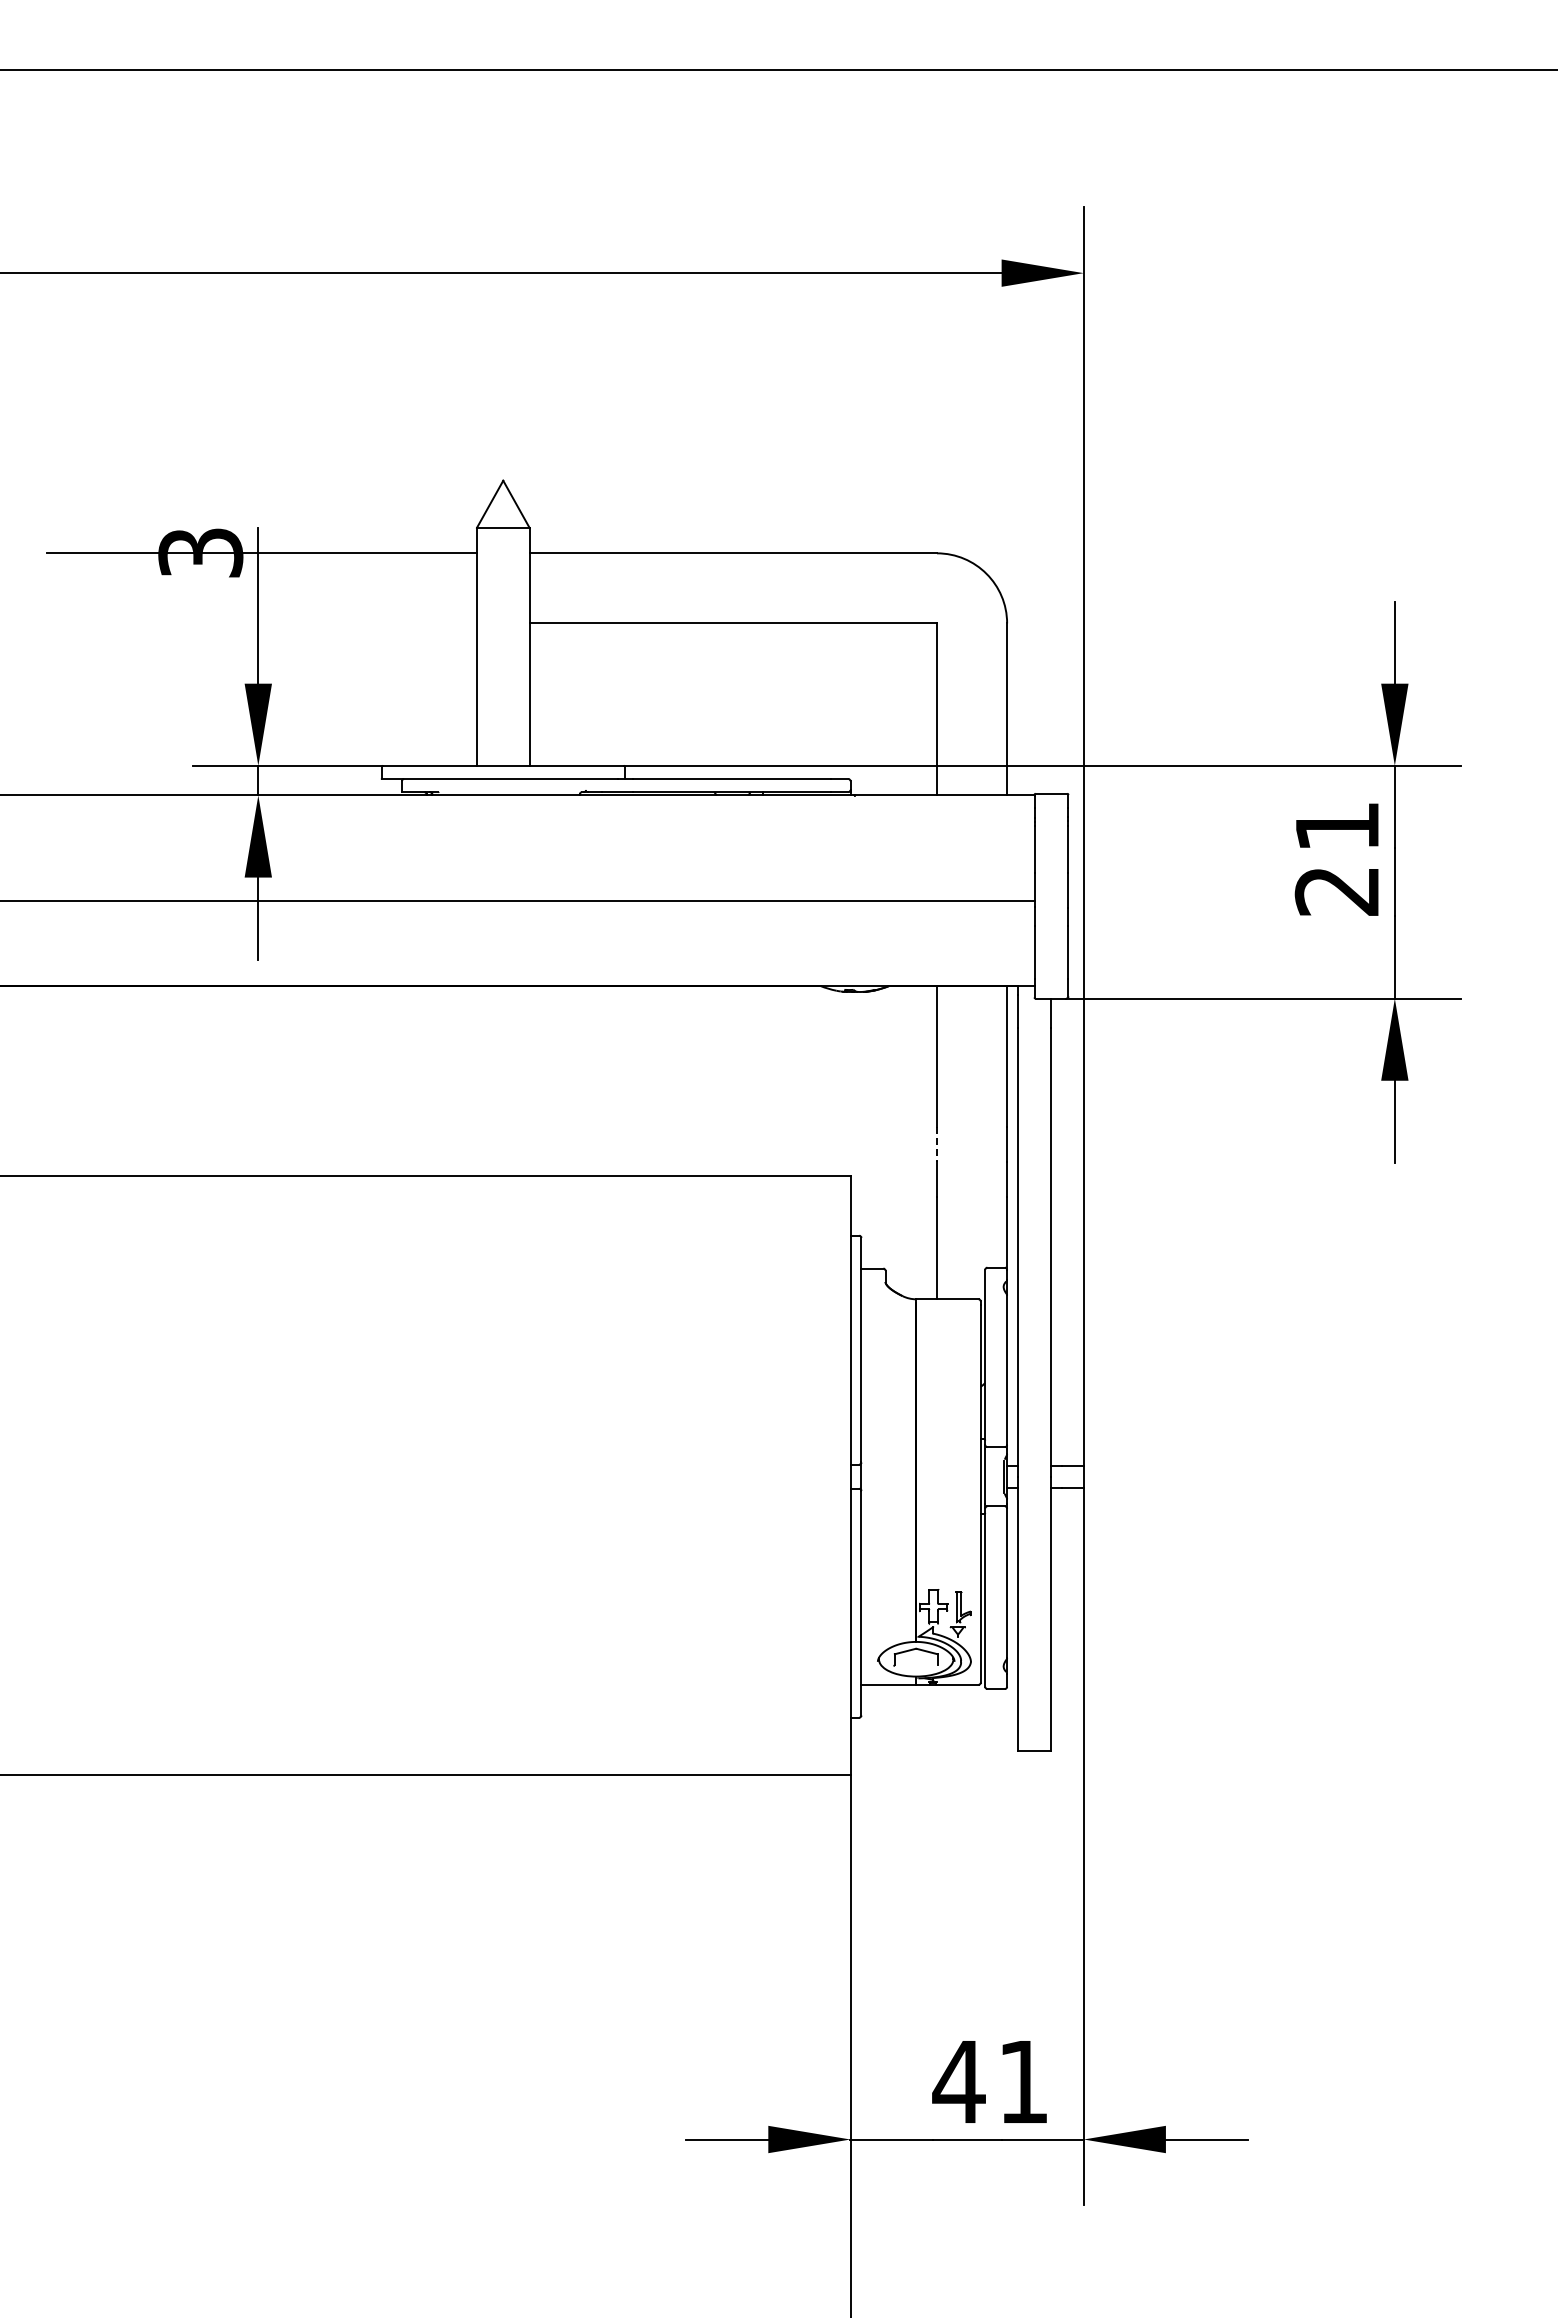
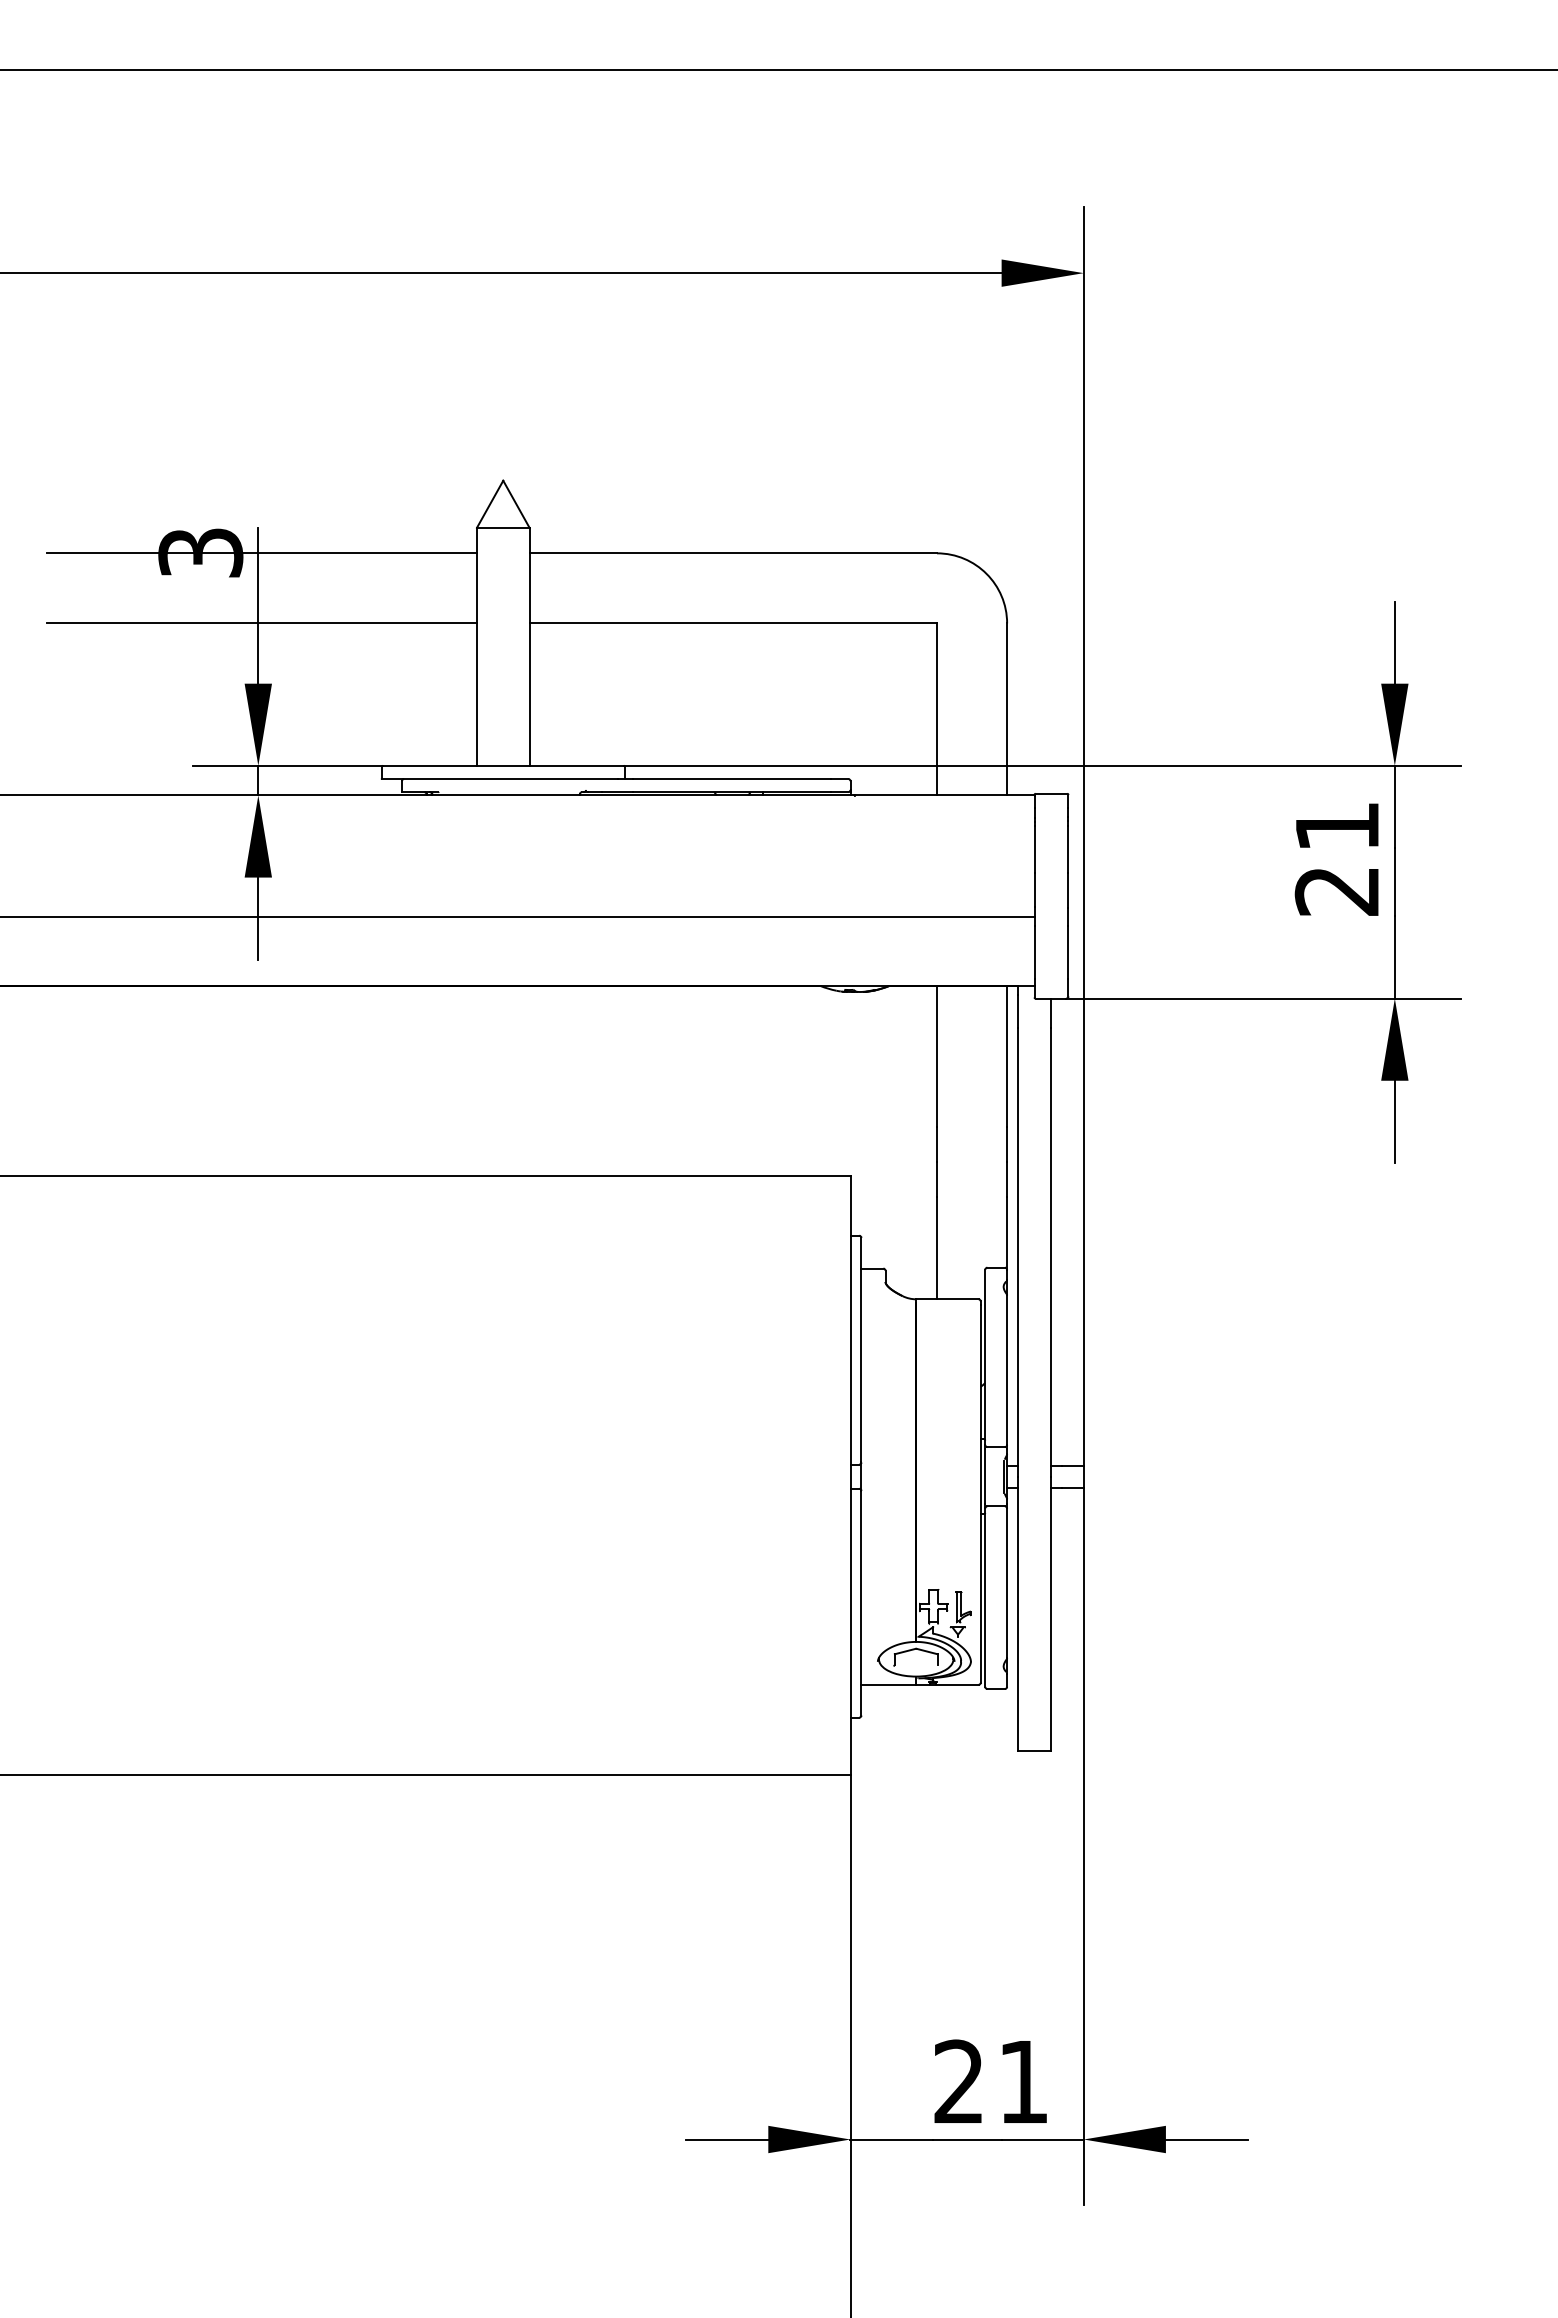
line: none -> present (261, 623)
line position: (518, 901) -> (518, 917) (518, 917)
line: dashed -> solid (937, 1144)
text: 41 -> 21 (958, 2080)
